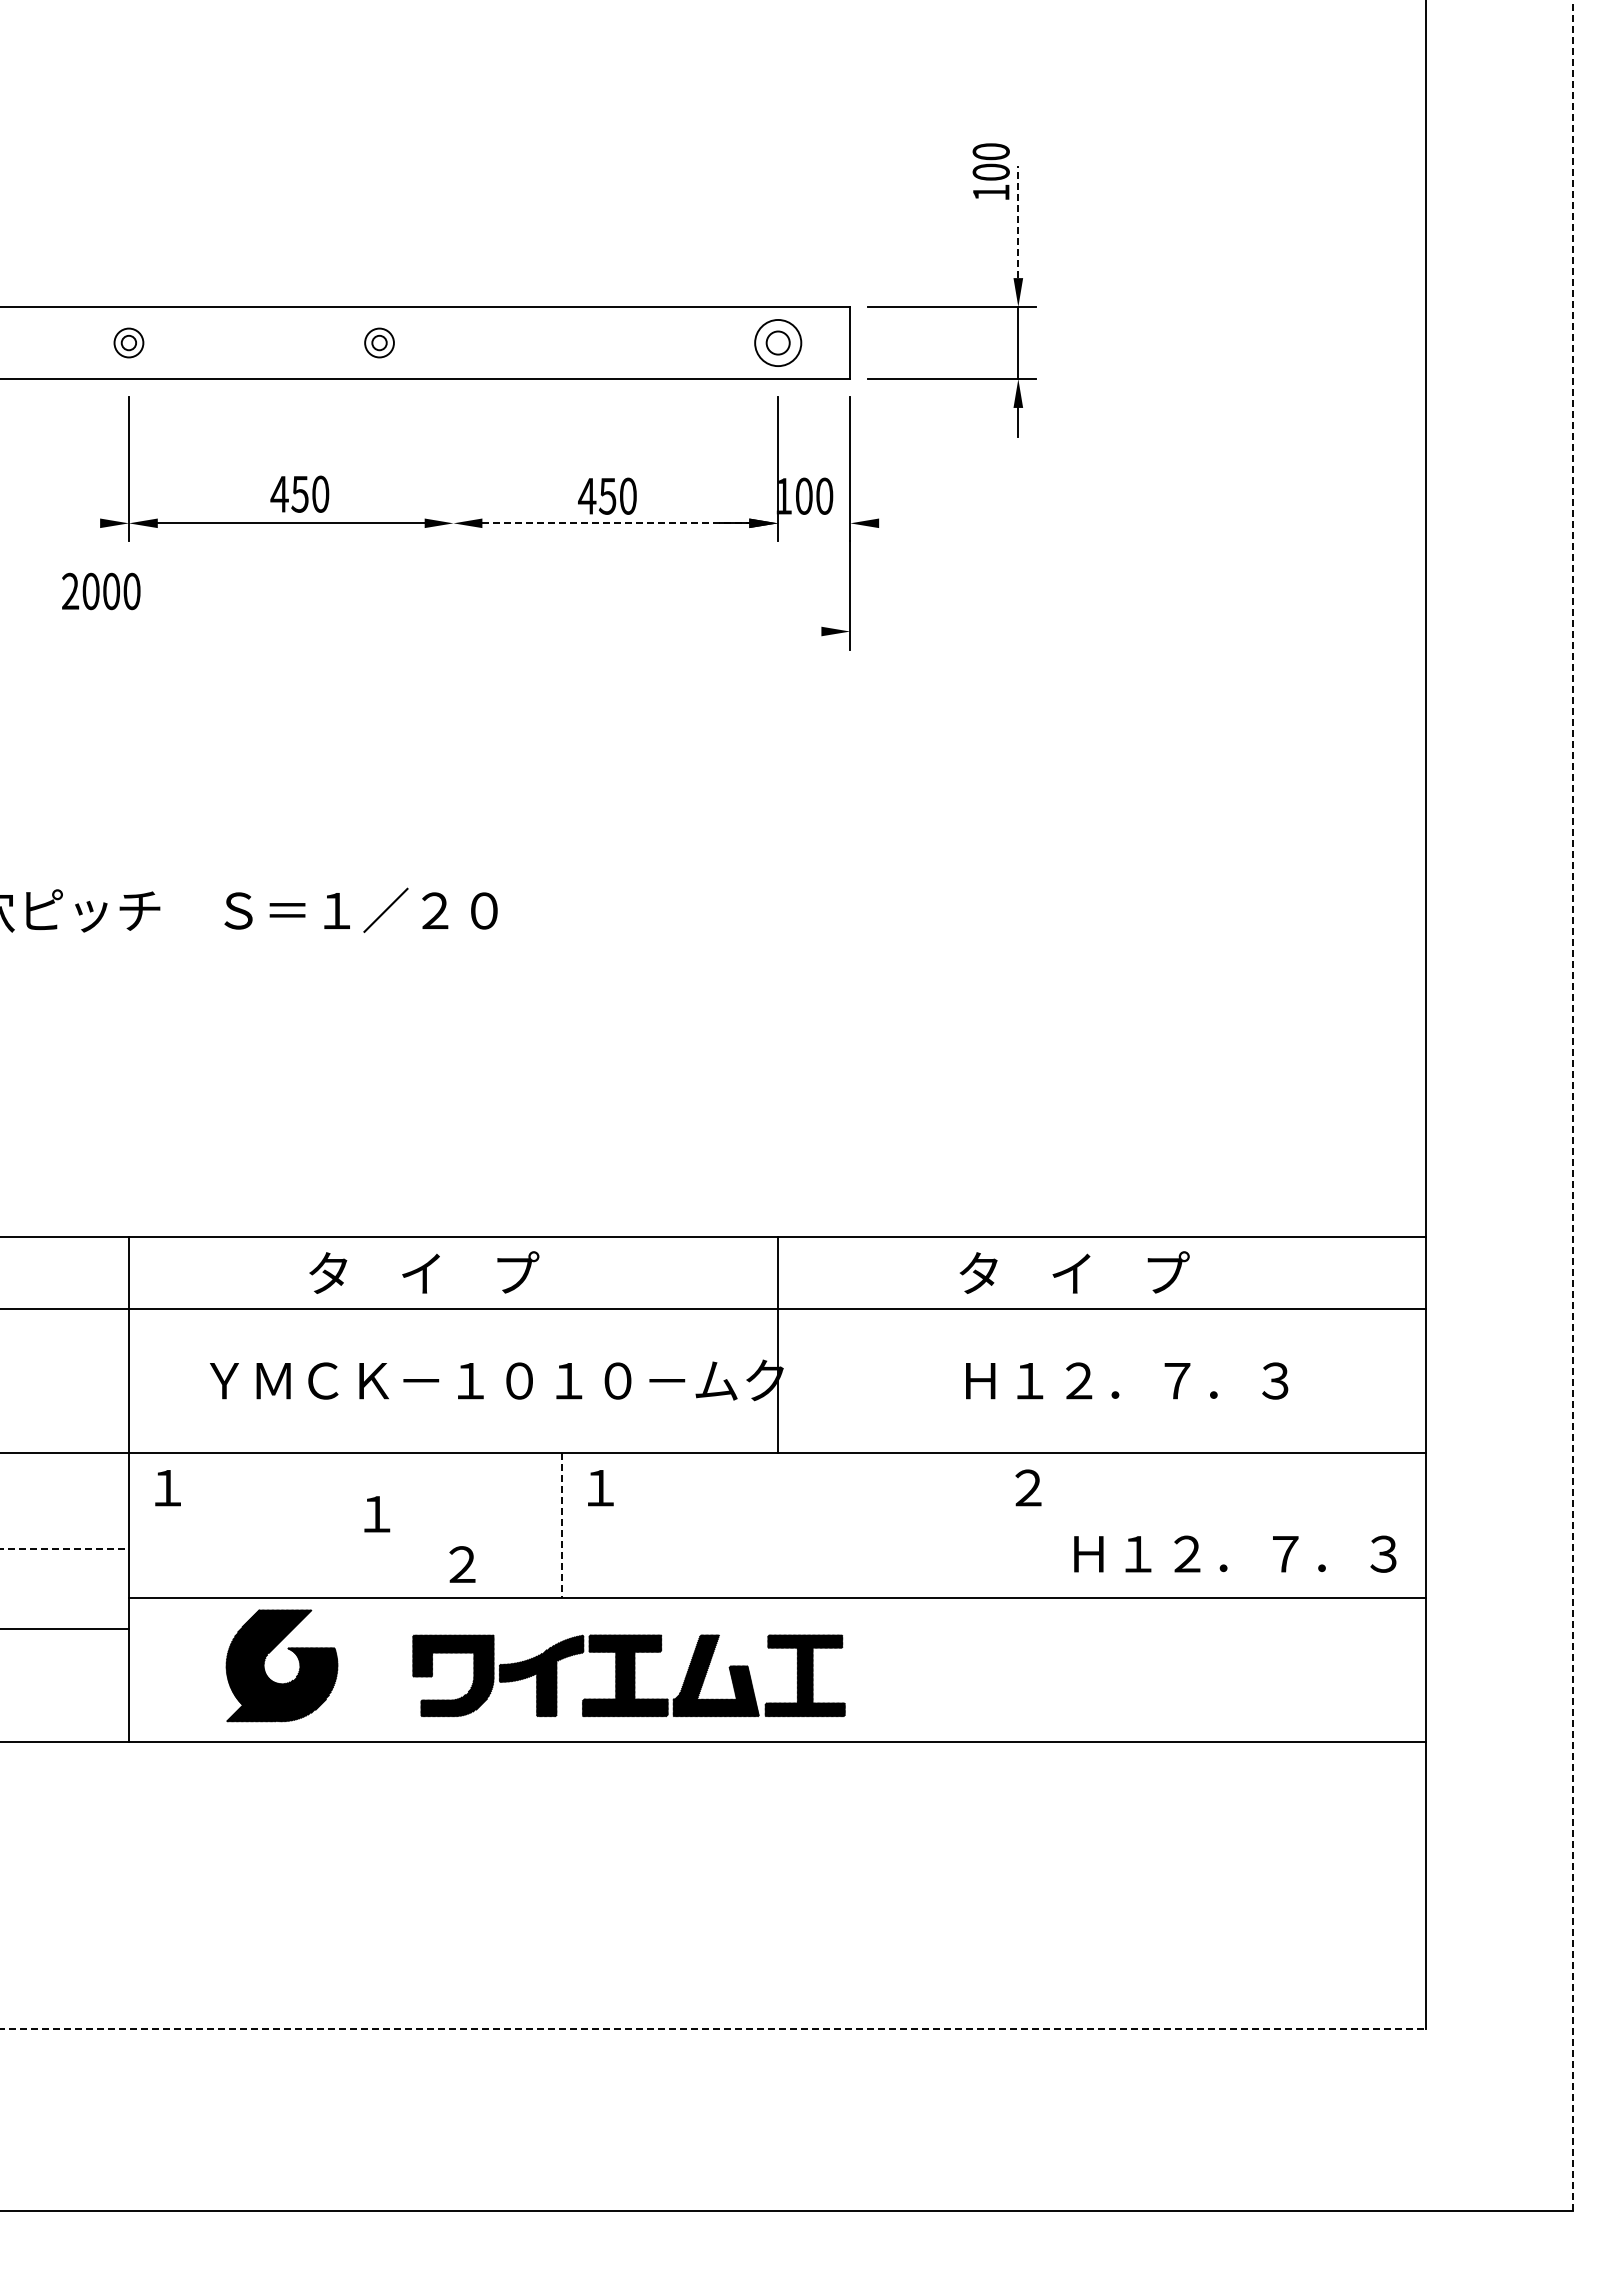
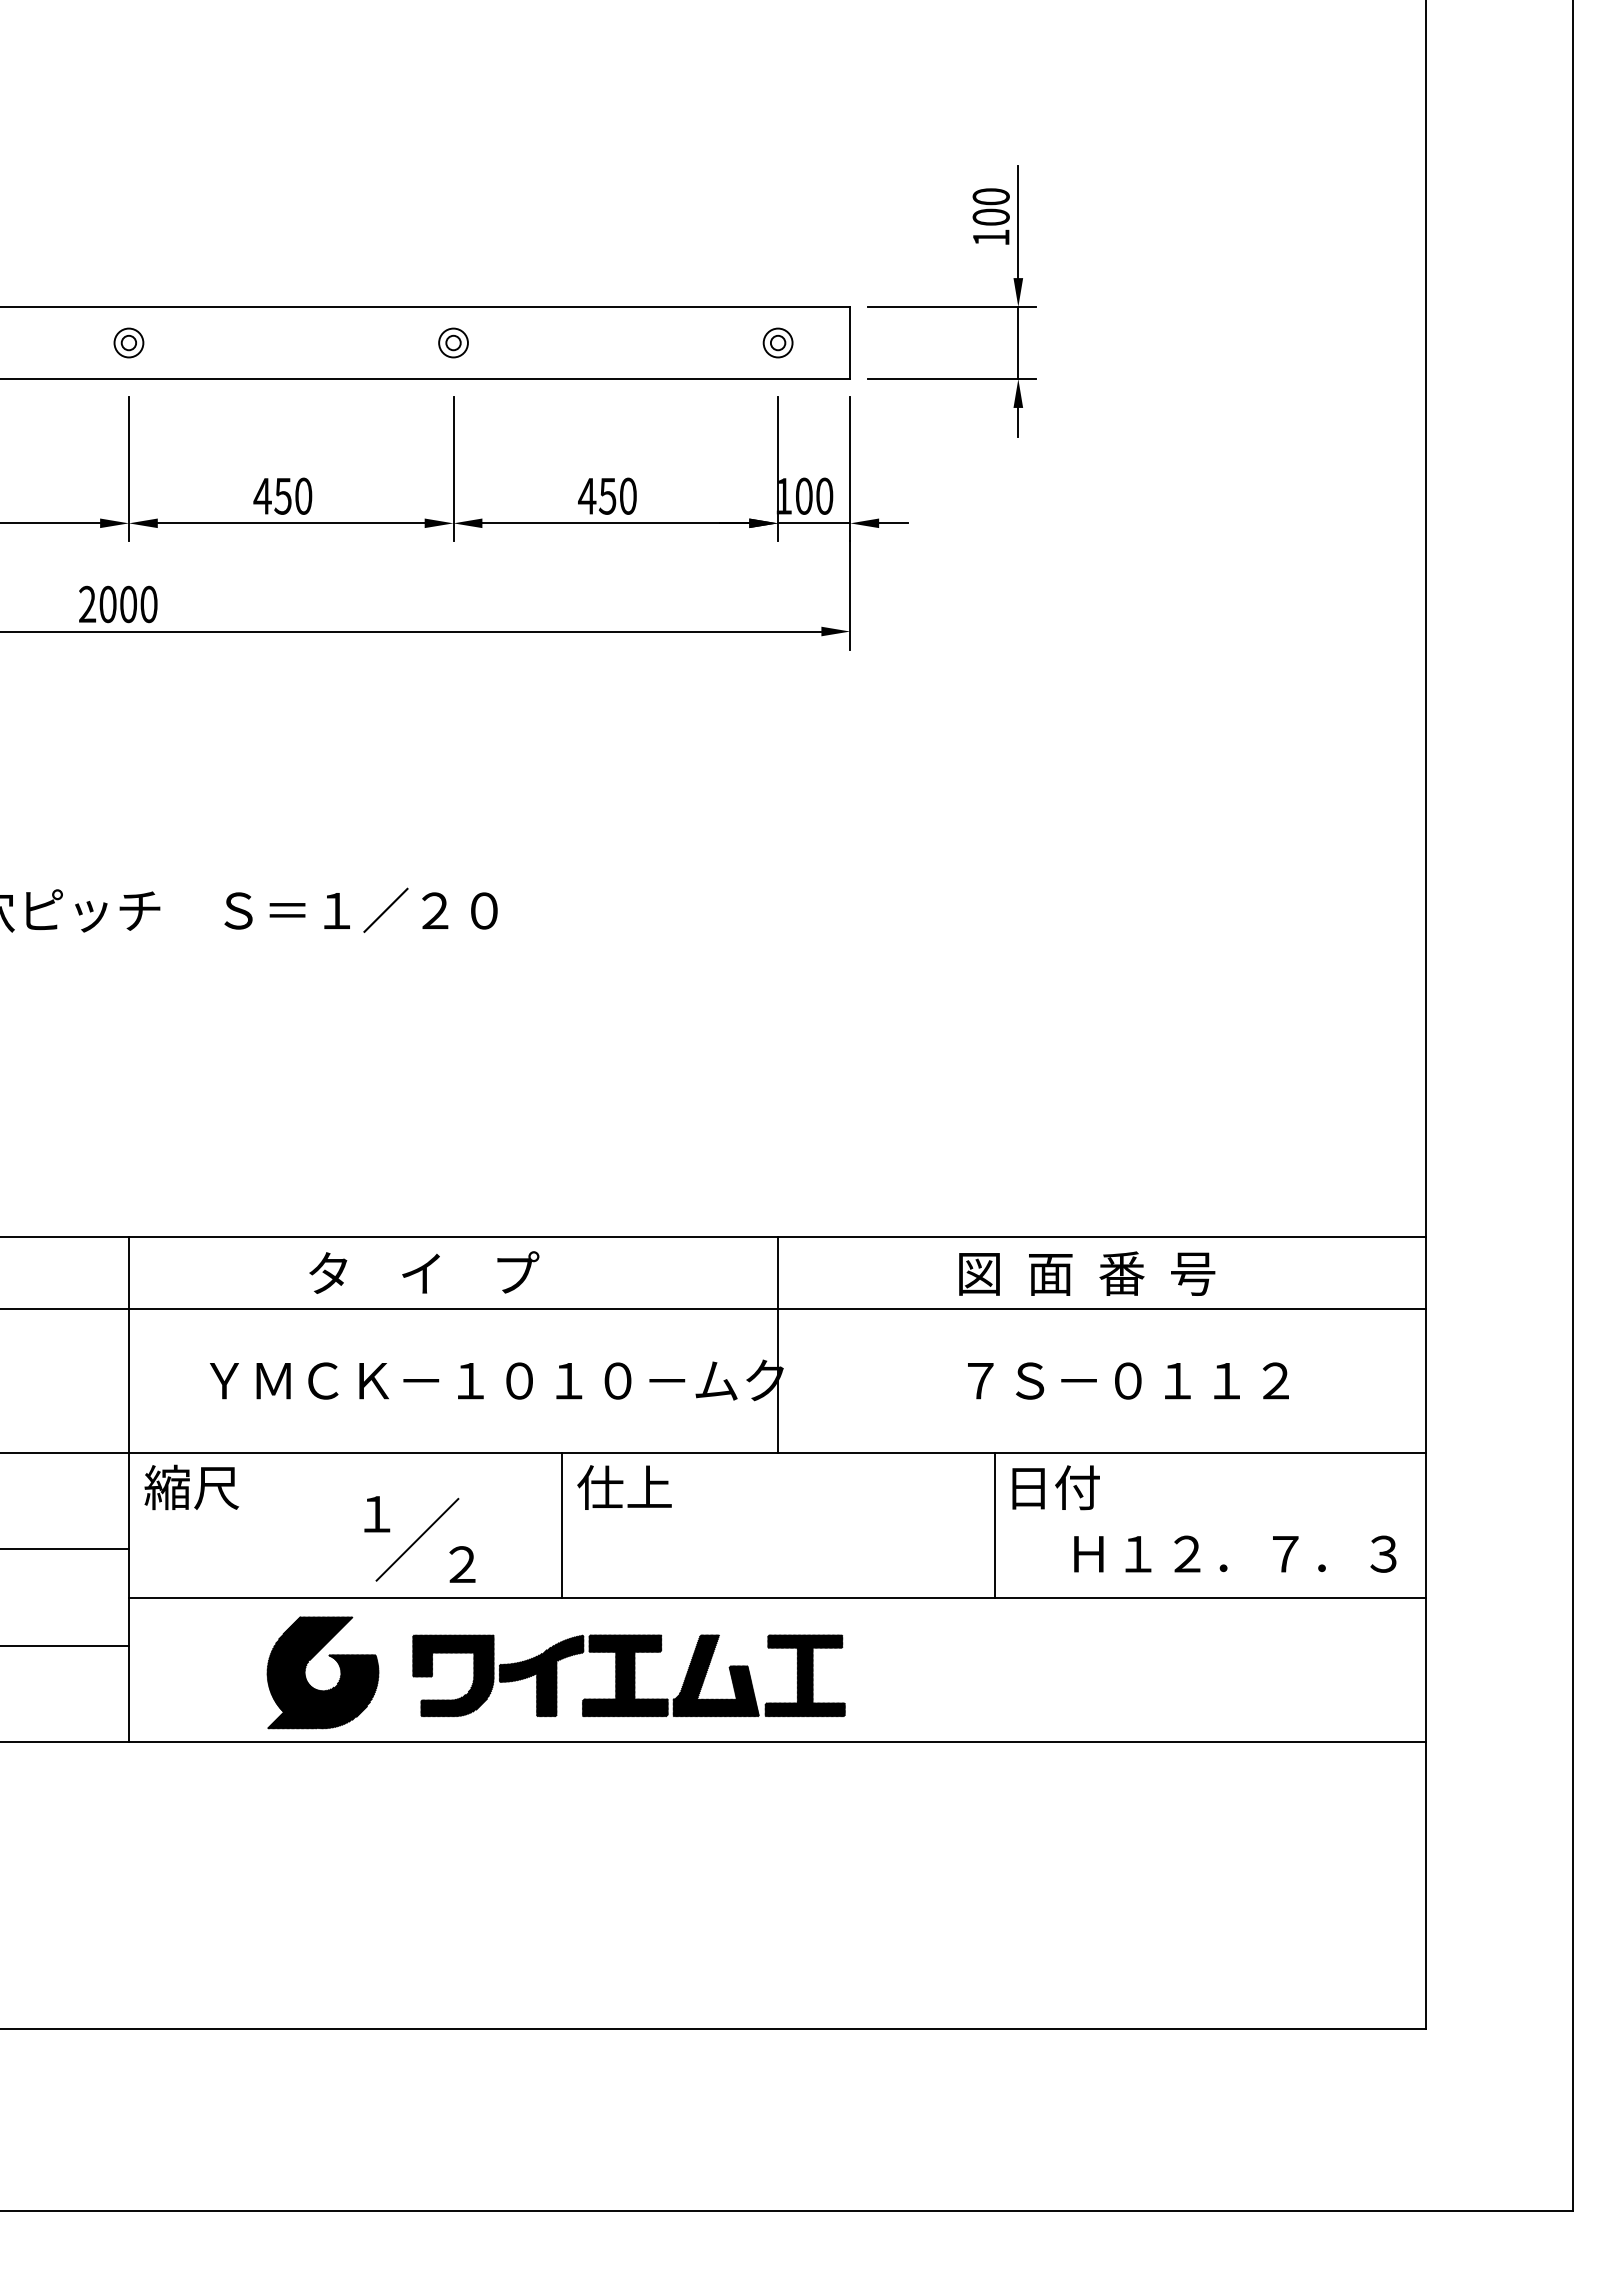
text position: (990, 171) -> (990, 216) (990, 216)
line: dashed -> solid (1018, 221)
part position: (379, 342) -> (453, 342) (453, 342)
part size: 49x48 px -> 32x32 px (777, 342)
line: none -> present (453, 469)
text position: (299, 493) -> (282, 495) (282, 495)
line: none -> present (51, 523)
line: dashed -> solid (616, 523)
line: none -> present (814, 523)
line: none -> present (893, 523)
text position: (101, 591) -> (118, 604) (118, 604)
line: none -> present (411, 631)
line: dashed -> solid (1573, 1105)
text: タ    イ    プ -> 図  面  番  号 (1087, 1273)
text: Ｈ１２．７．３ -> ７Ｓ－０１１２ (1127, 1380)
text: １ -> 縮尺 (191, 1487)
text: １ -> 仕上 (624, 1487)
text: ２ -> 日付 (1055, 1487)
line: dashed -> solid (561, 1525)
line: none -> present (994, 1525)
line: none -> present (417, 1539)
line: dashed -> solid (65, 1549)
line position: (65, 1628) -> (65, 1645) (65, 1645)
part position: (266, 1658) -> (307, 1665) (307, 1665)
line: dashed -> solid (712, 2028)
